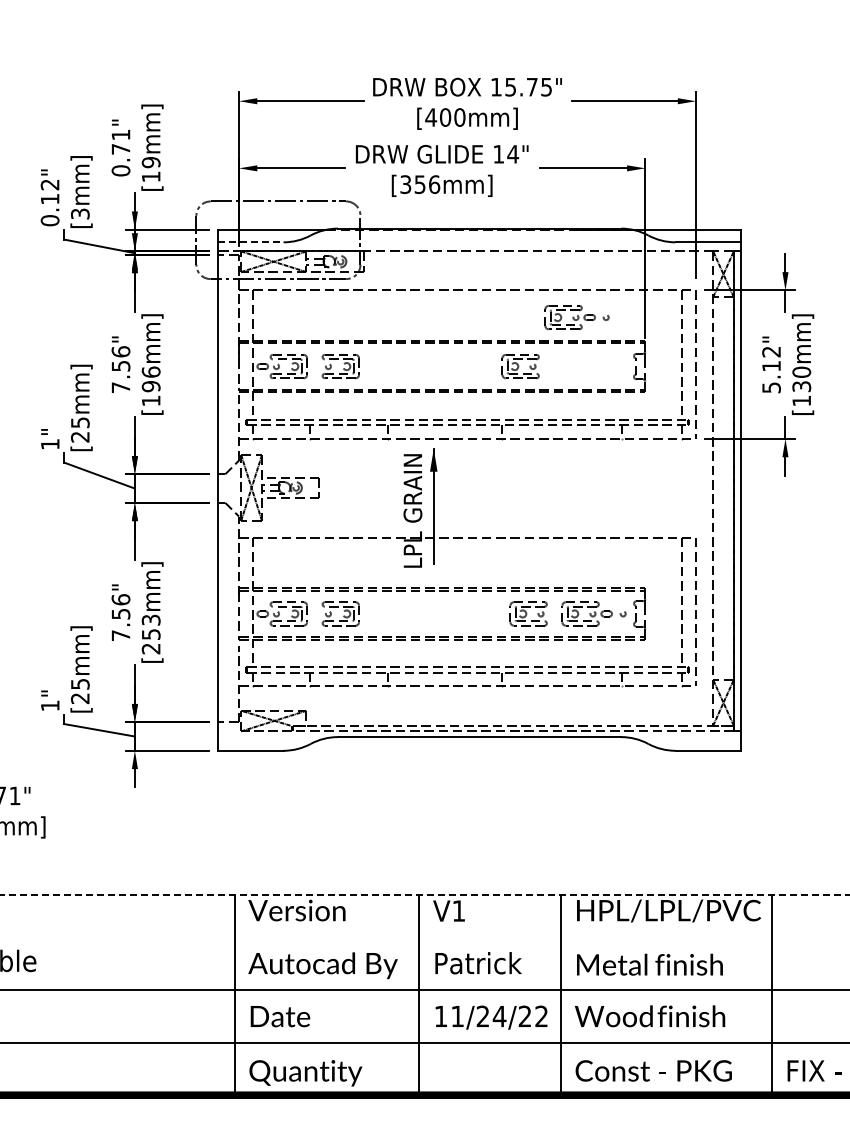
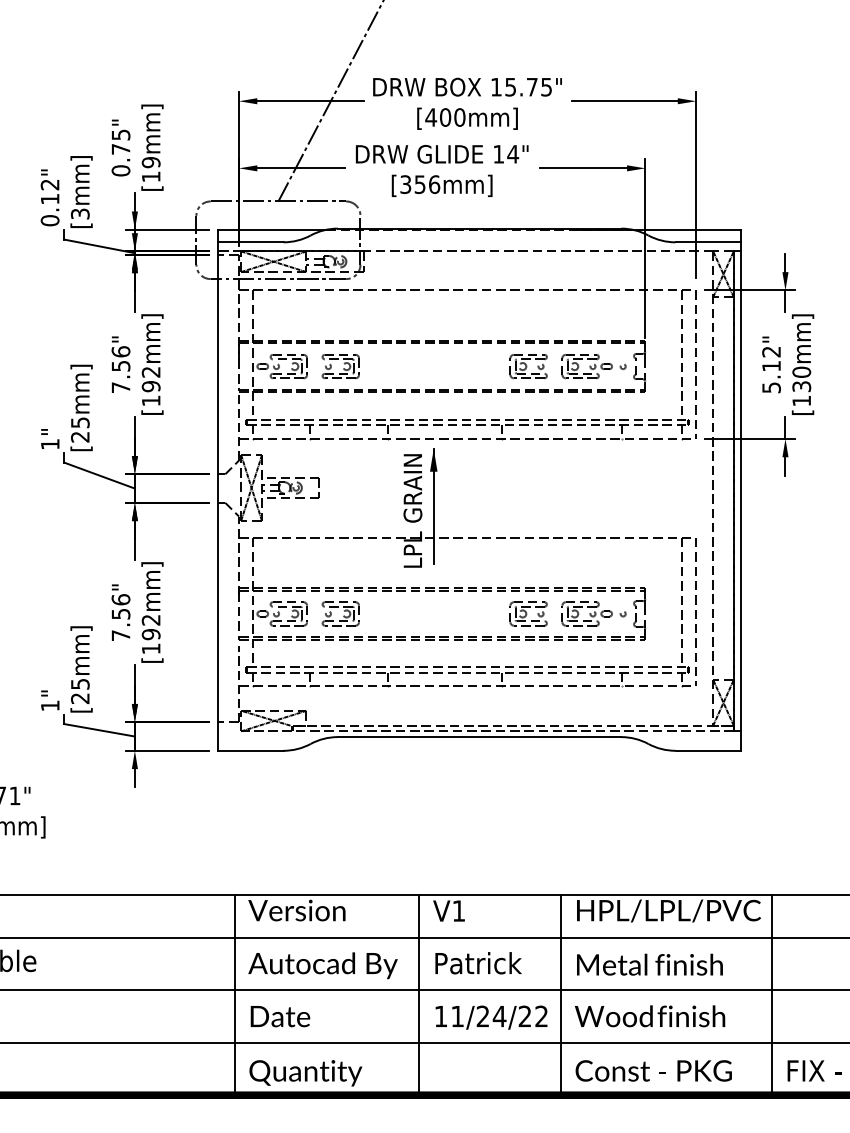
line: none -> present (330, 101)
text: 0.71" -> 0.75" (120, 134)
line: dashed -> solid (251, 242)
part position: (576, 317) -> (593, 366) (593, 366)
part position: (520, 366) -> (528, 366) (528, 366)
text: [196mm] -> [192mm] (150, 371)
text: [253mm] -> [192mm] (150, 634)
line: dashed -> solid (424, 894)
line: none -> present (424, 937)
